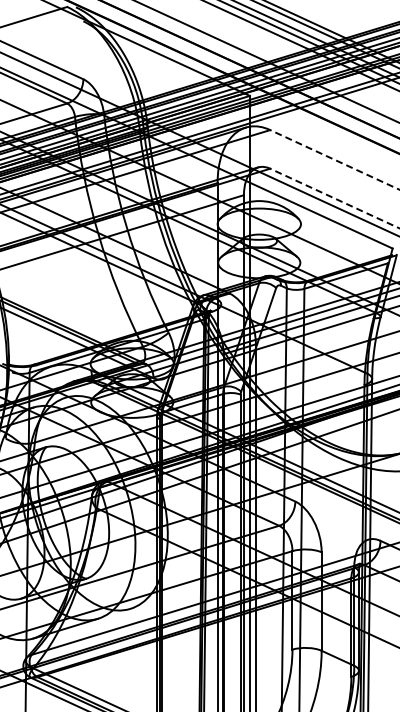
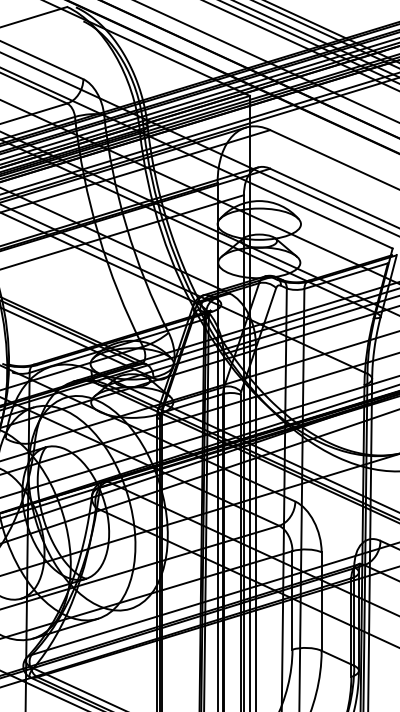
line: dashed -> solid (334, 159)
line: dashed -> solid (334, 198)
